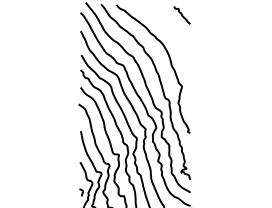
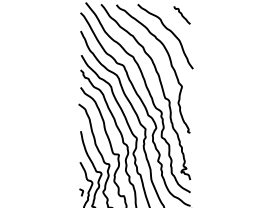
curve: none -> present (167, 30)
